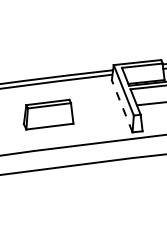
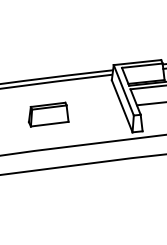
line: dashed -> solid (122, 105)
part size: 52x33 px -> 42x27 px (48, 114)
